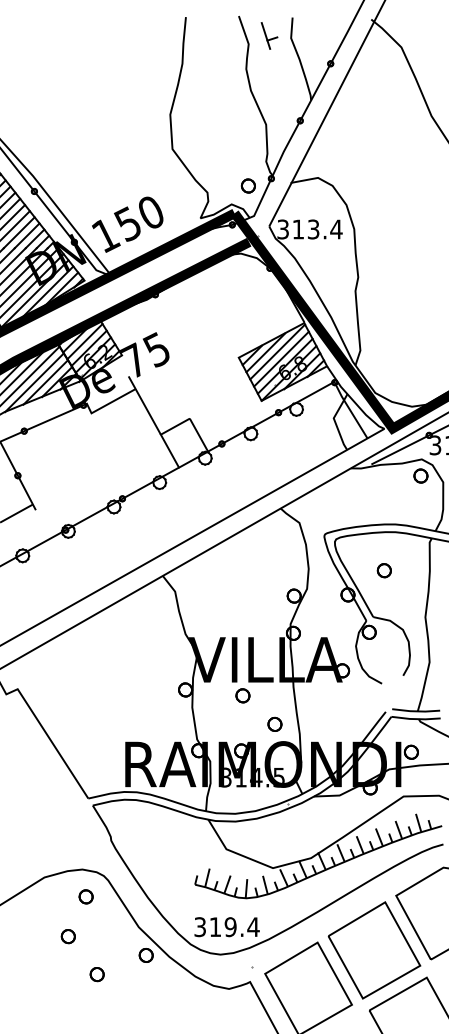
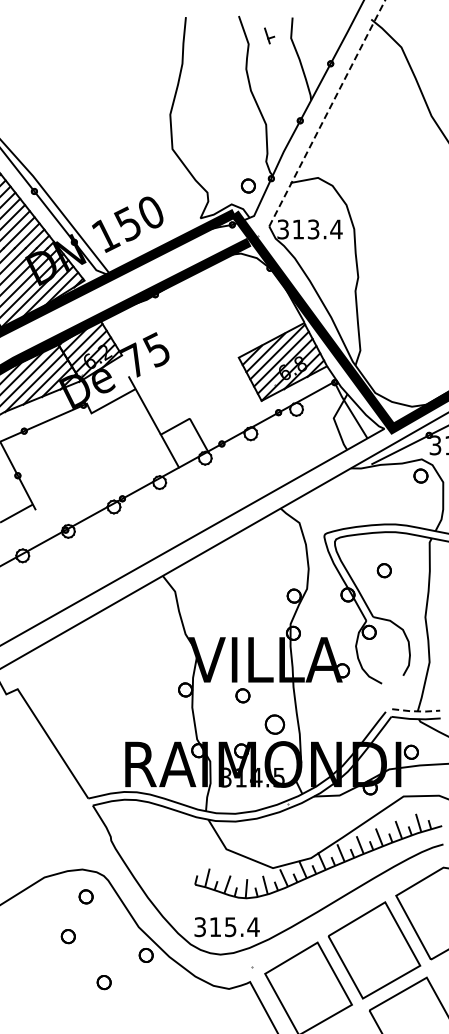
part size: 19x28 px -> 12x18 px (269, 35)
line: solid -> dashed (327, 113)
line: solid -> dashed (415, 711)
part size: 16x16 px -> 22x21 px (274, 724)
text: 319.4 -> 315.4 (230, 926)
part position: (96, 974) -> (103, 982) (103, 982)
